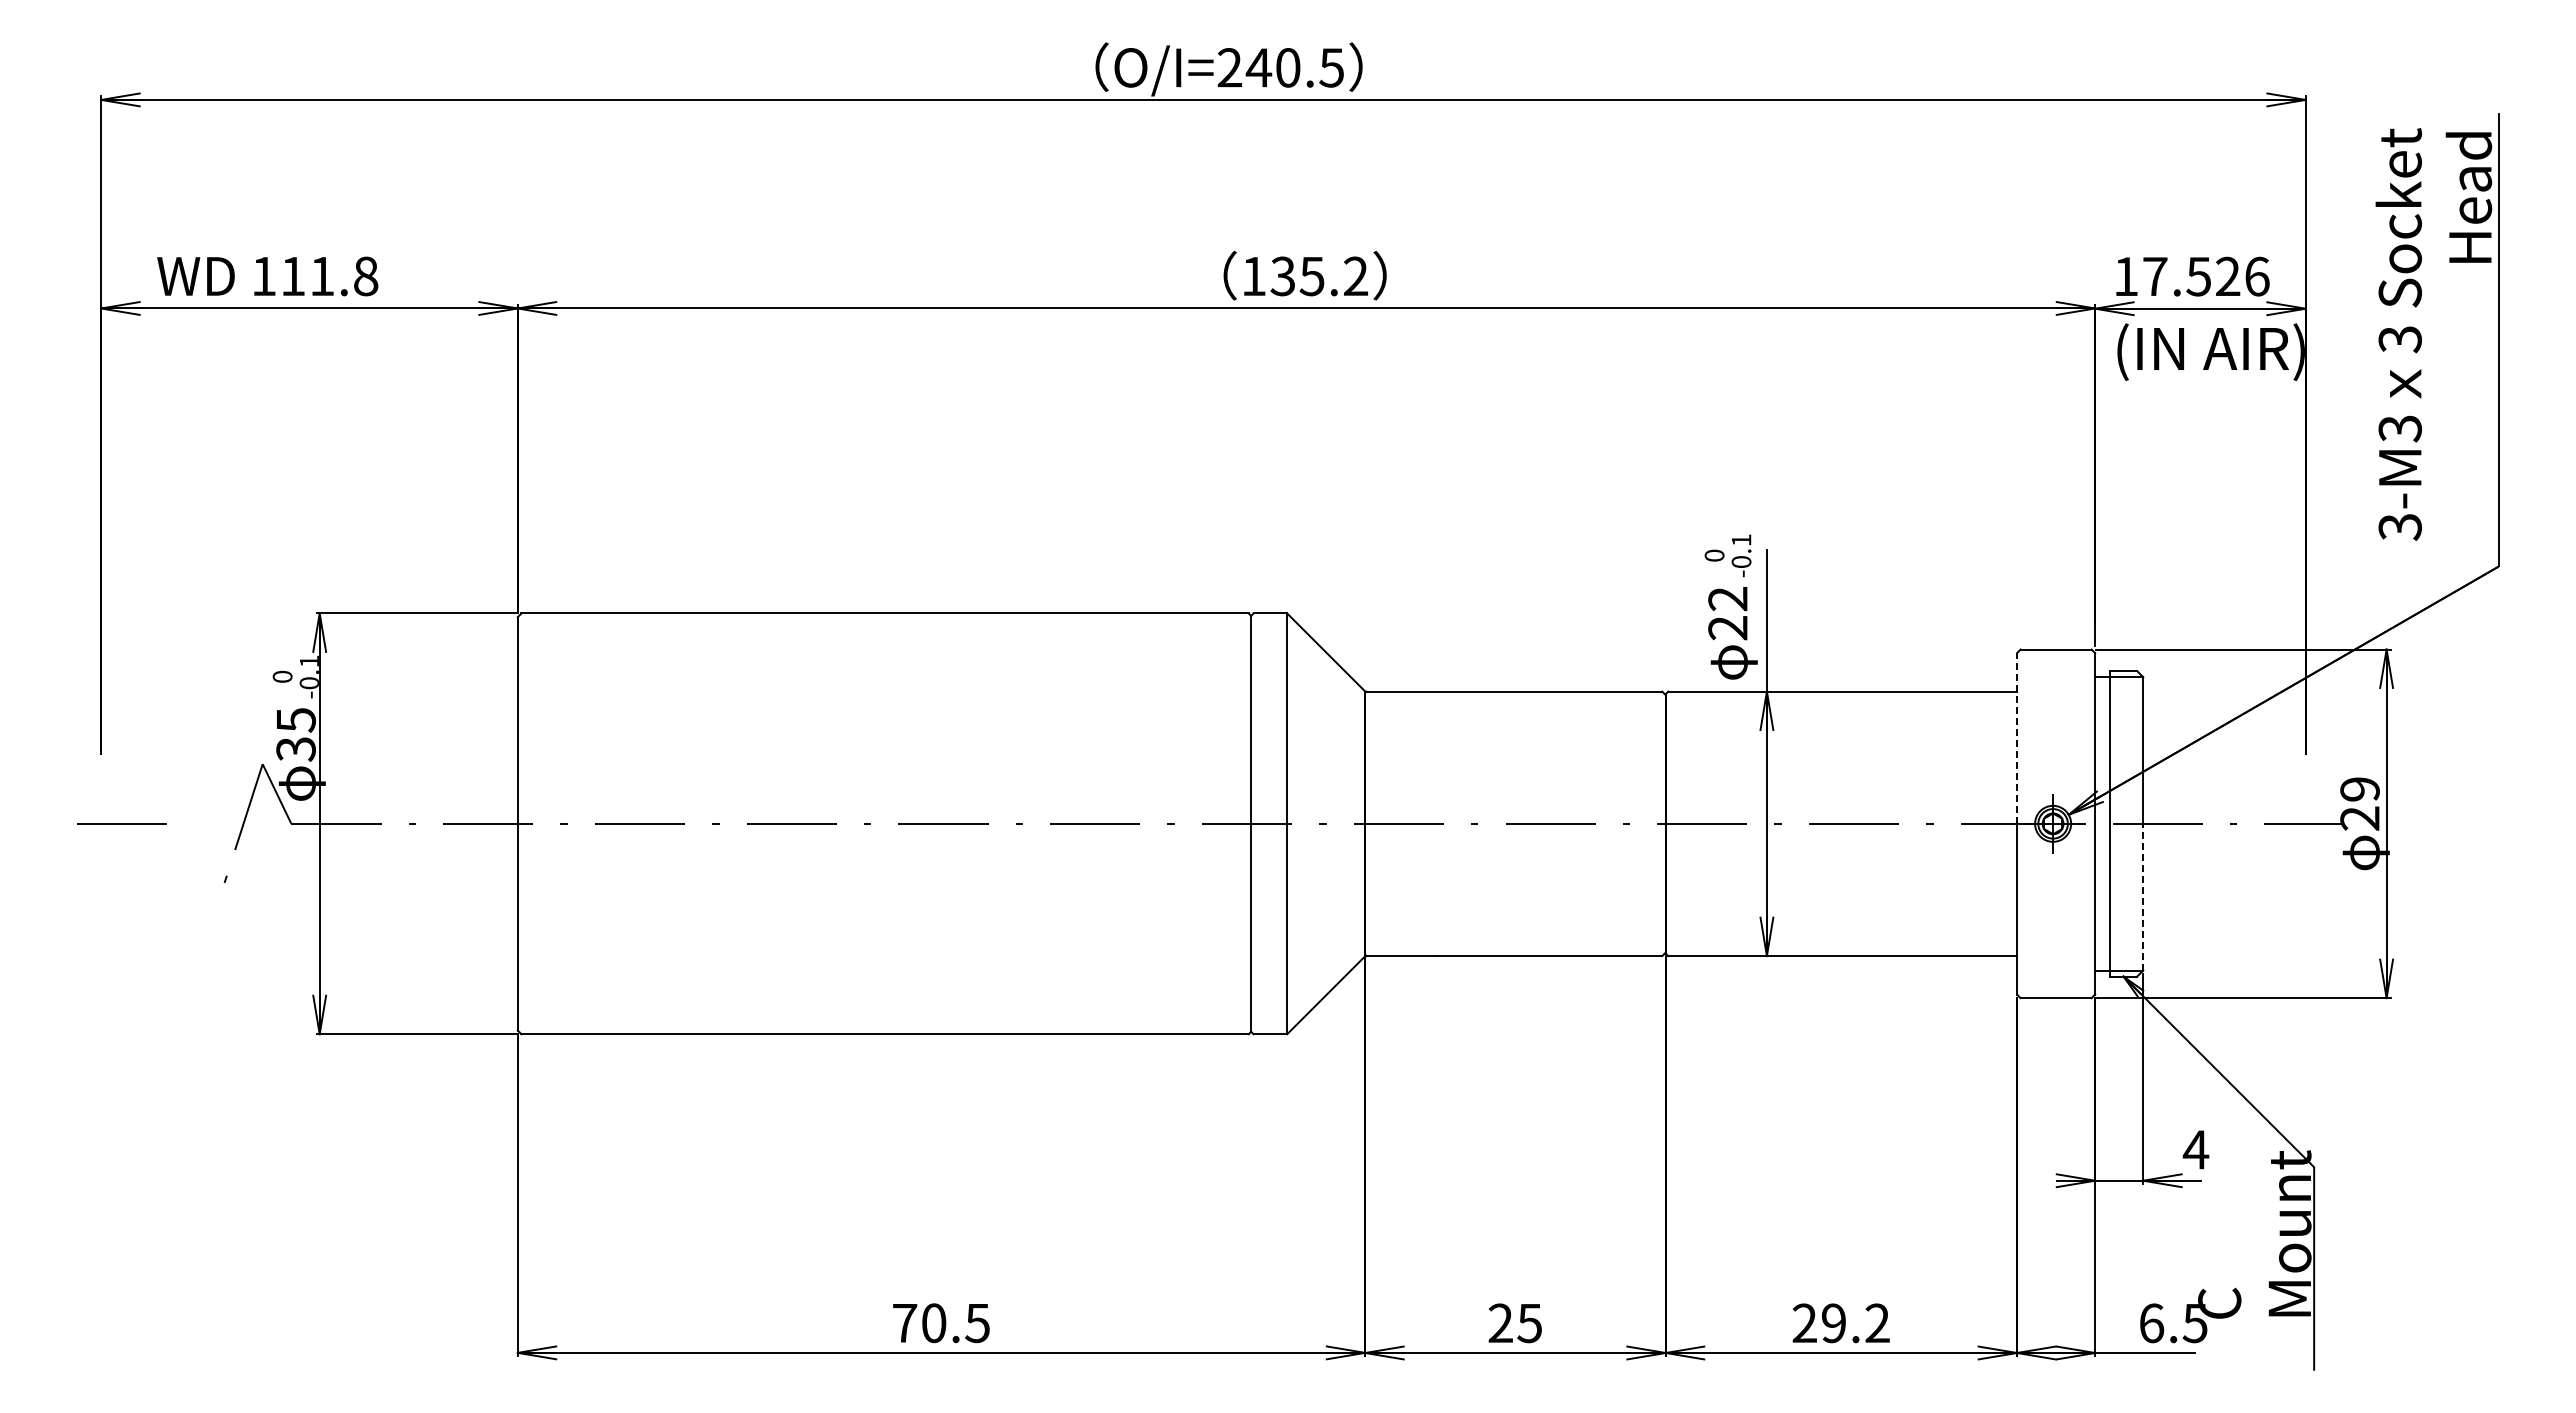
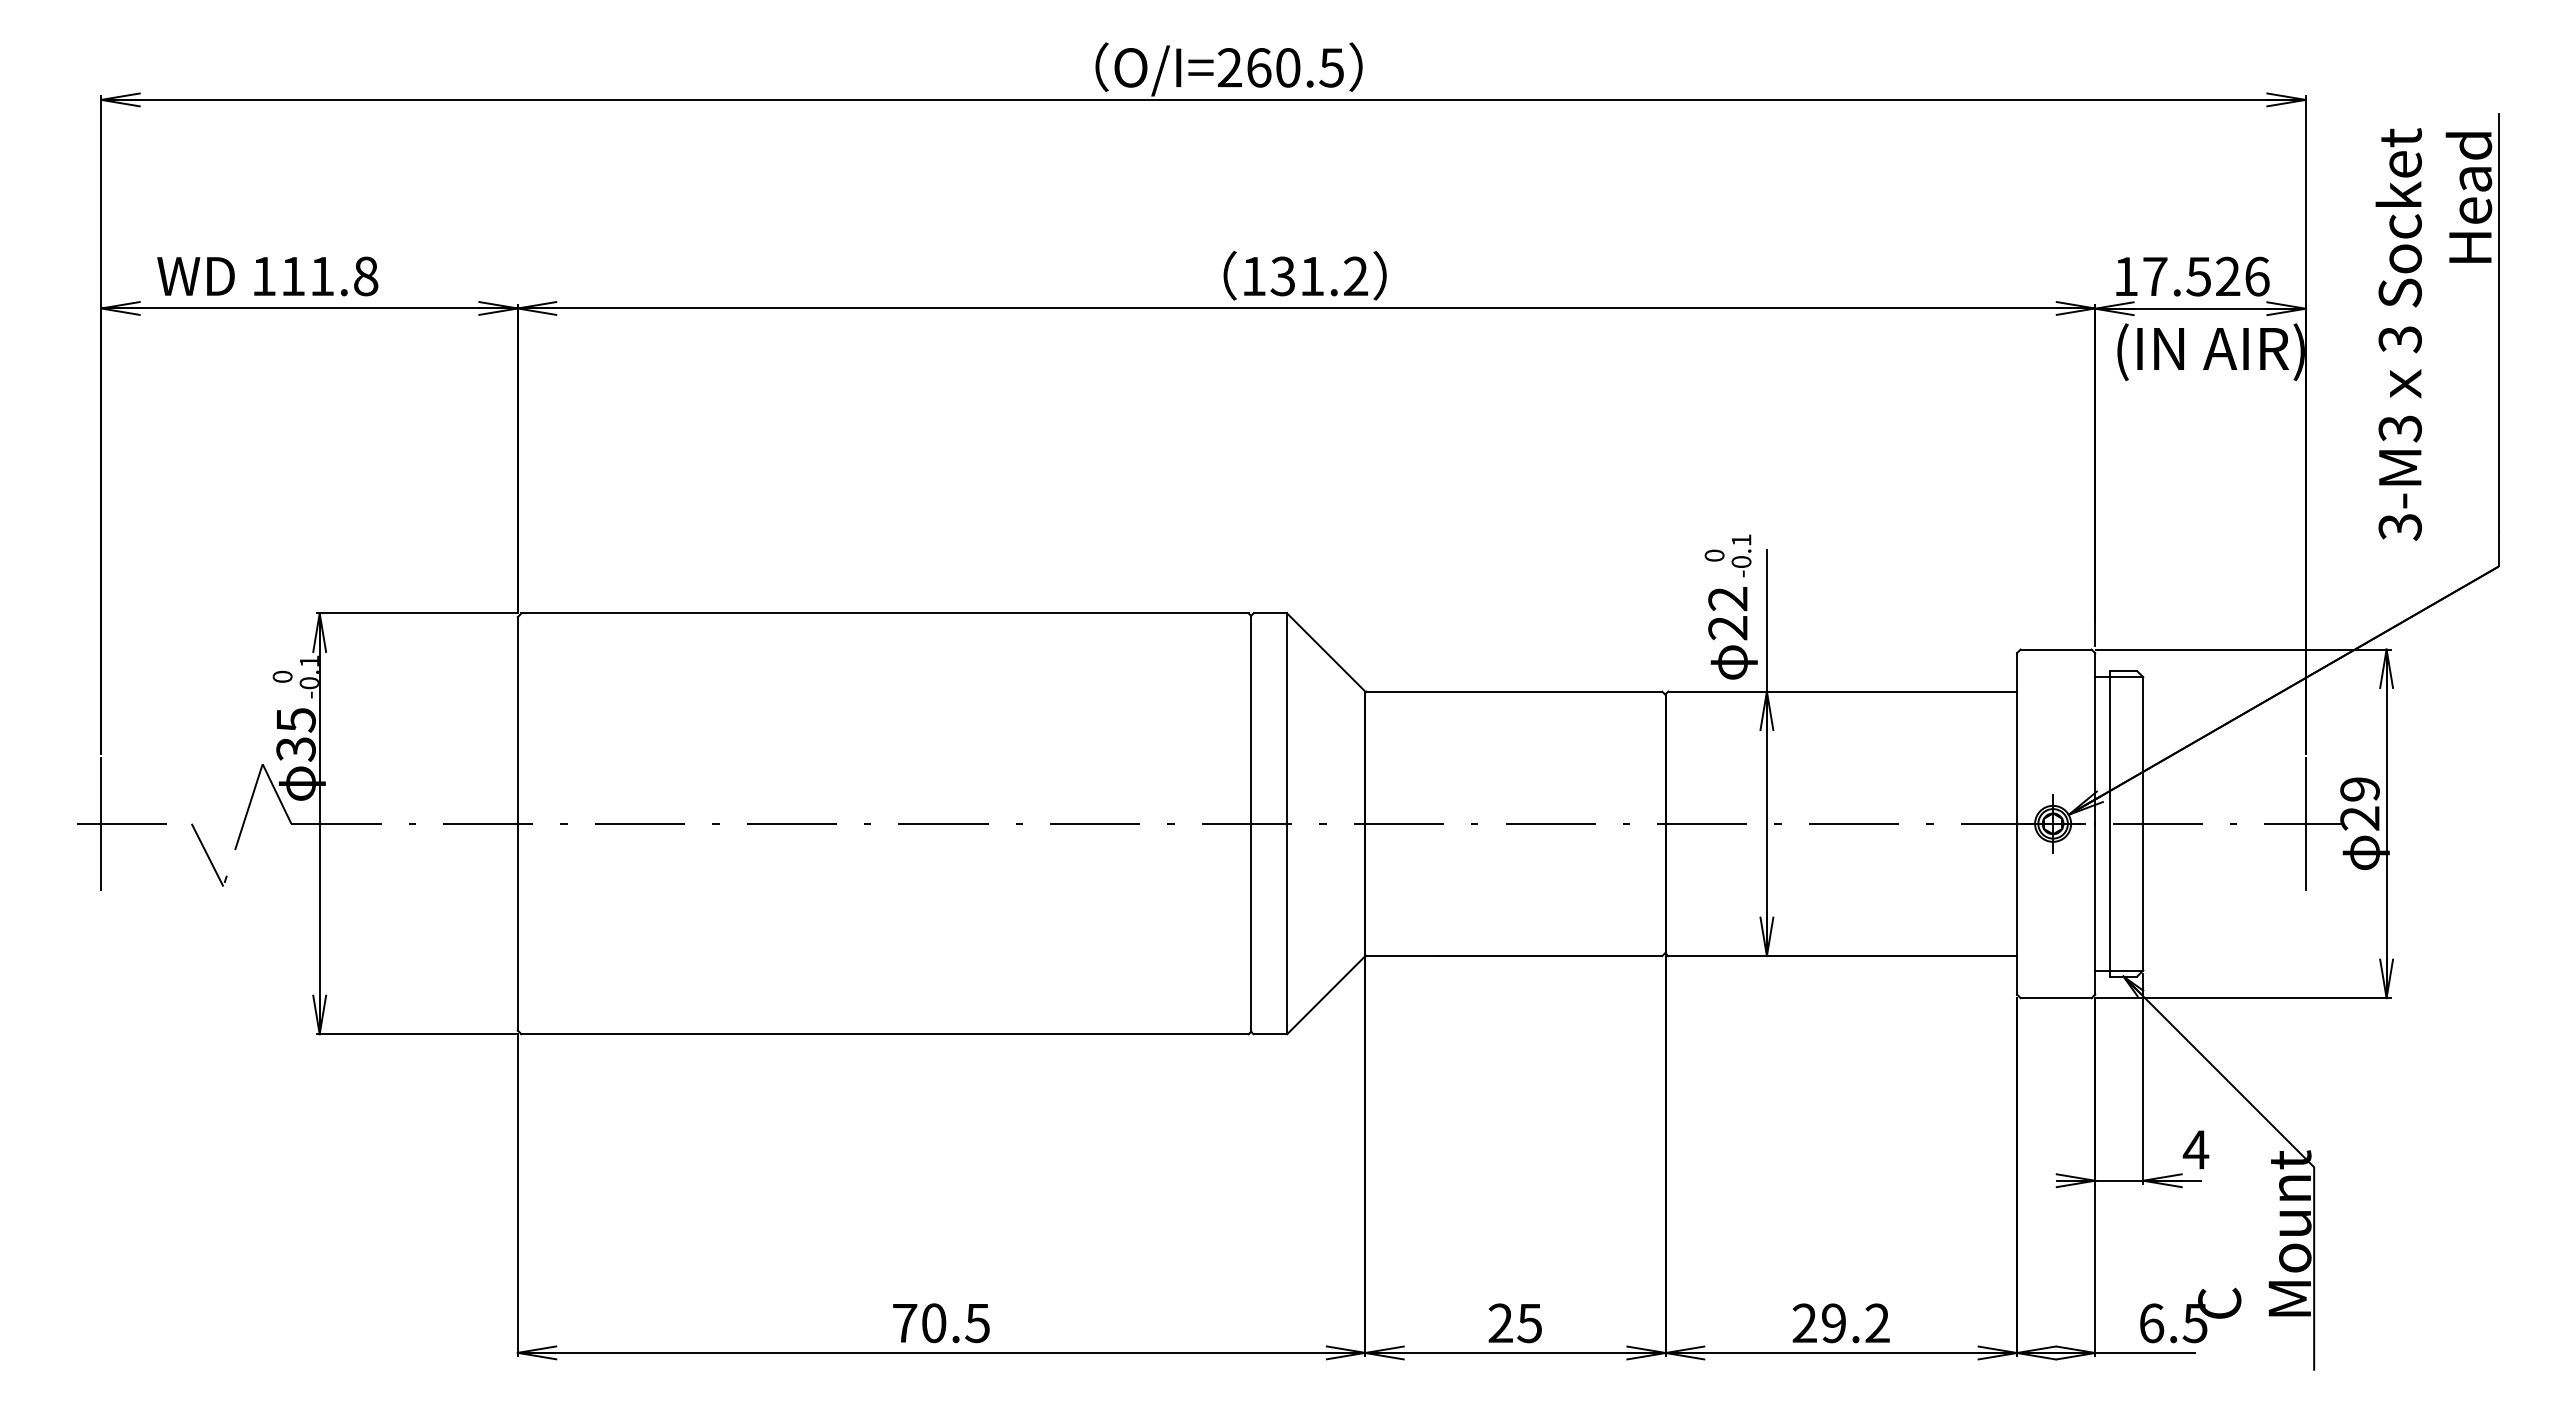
text: O/I=240.5 -> O/I=260.5 (1258, 67)
text: 135.2 -> 131.2 (1311, 276)
line: dashed -> solid (2017, 738)
line: none -> present (101, 823)
line: none -> present (2305, 823)
line: none -> present (207, 854)
line: dashed -> solid (2143, 896)
